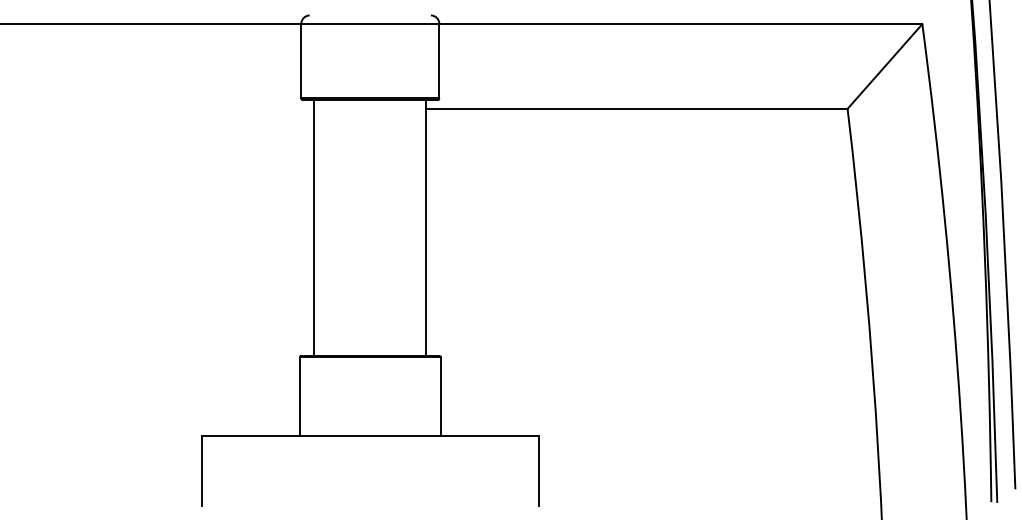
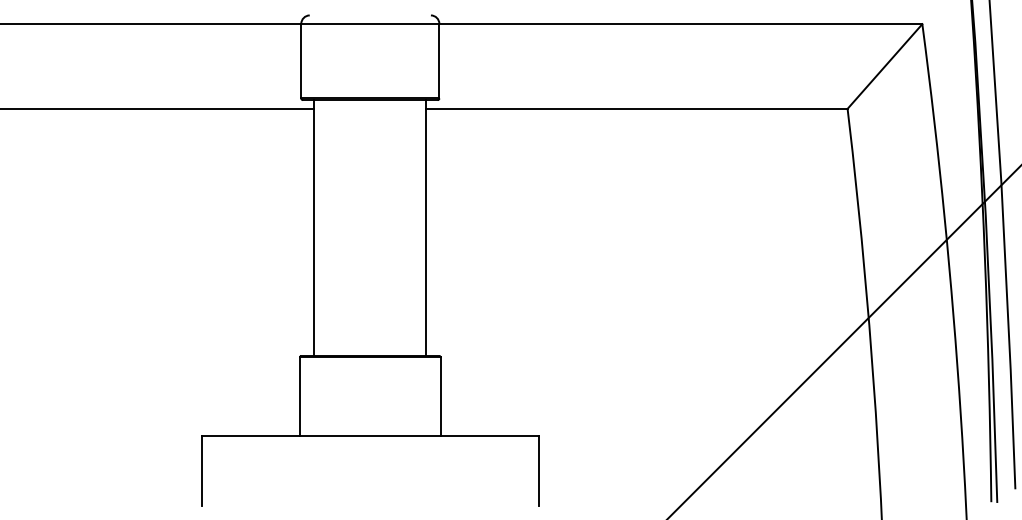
line: none -> present (158, 108)
line: none -> present (844, 341)
